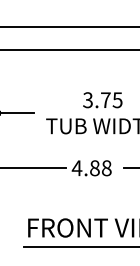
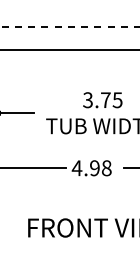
line: solid -> dashed (70, 26)
text: 4.88 -> 4.98 (94, 168)
line: present -> none (79, 247)
